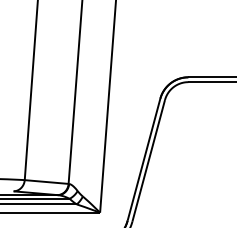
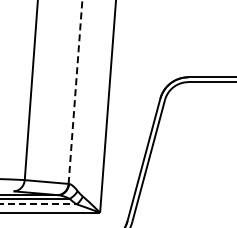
line: solid -> dashed (75, 92)
line: solid -> dashed (38, 204)
